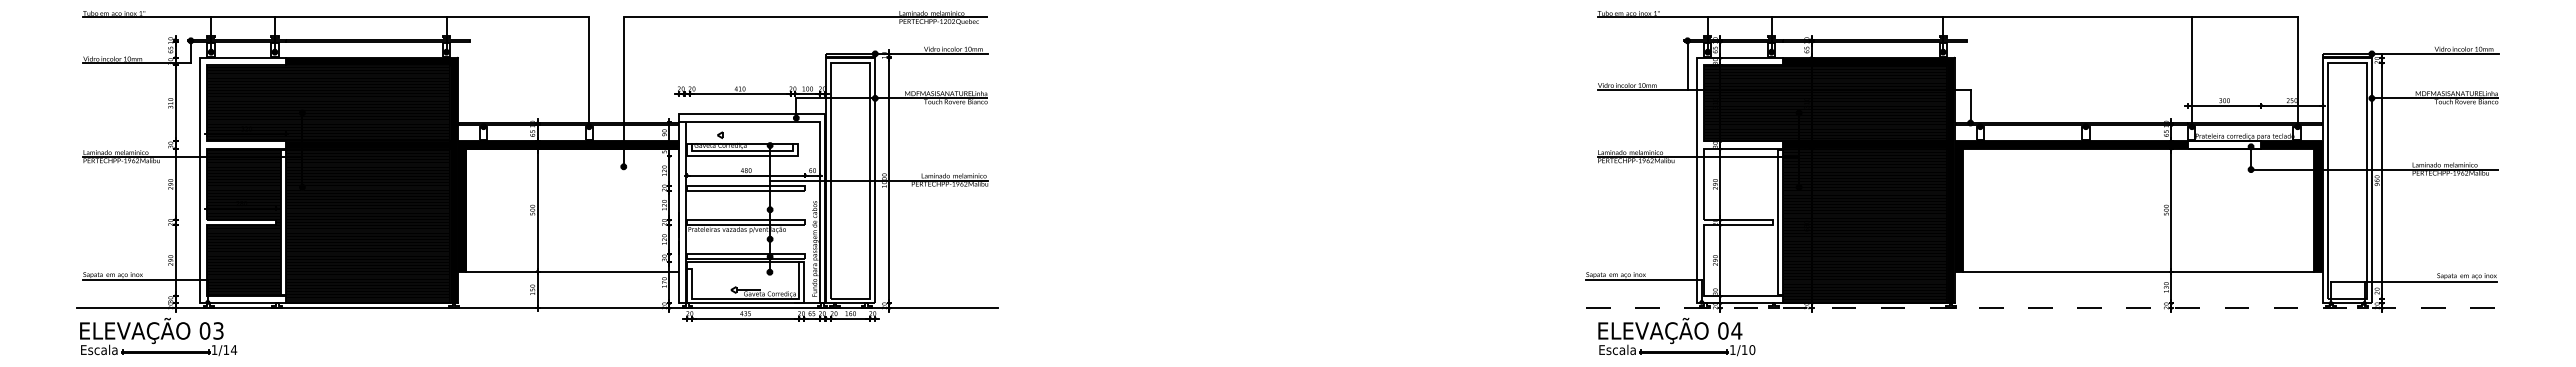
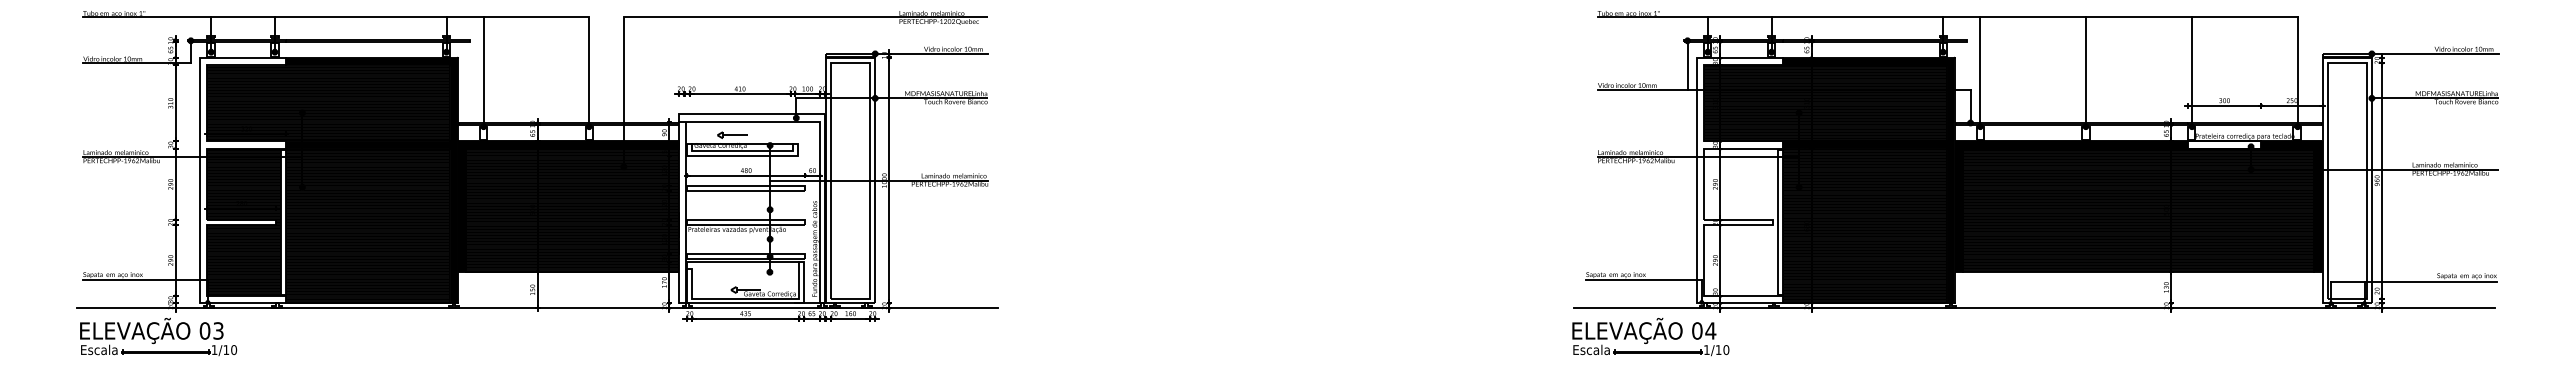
line: none -> present (483, 71)
line: none -> present (1980, 71)
line: none -> present (2085, 71)
line: none -> present (735, 135)
hatch: none -> present (2138, 209)
hatch: none -> present (572, 210)
line: dashed -> solid (2033, 308)
part position: (1676, 337) -> (1650, 337) (1650, 337)
text: 1/14 -> 1/10 (233, 349)
